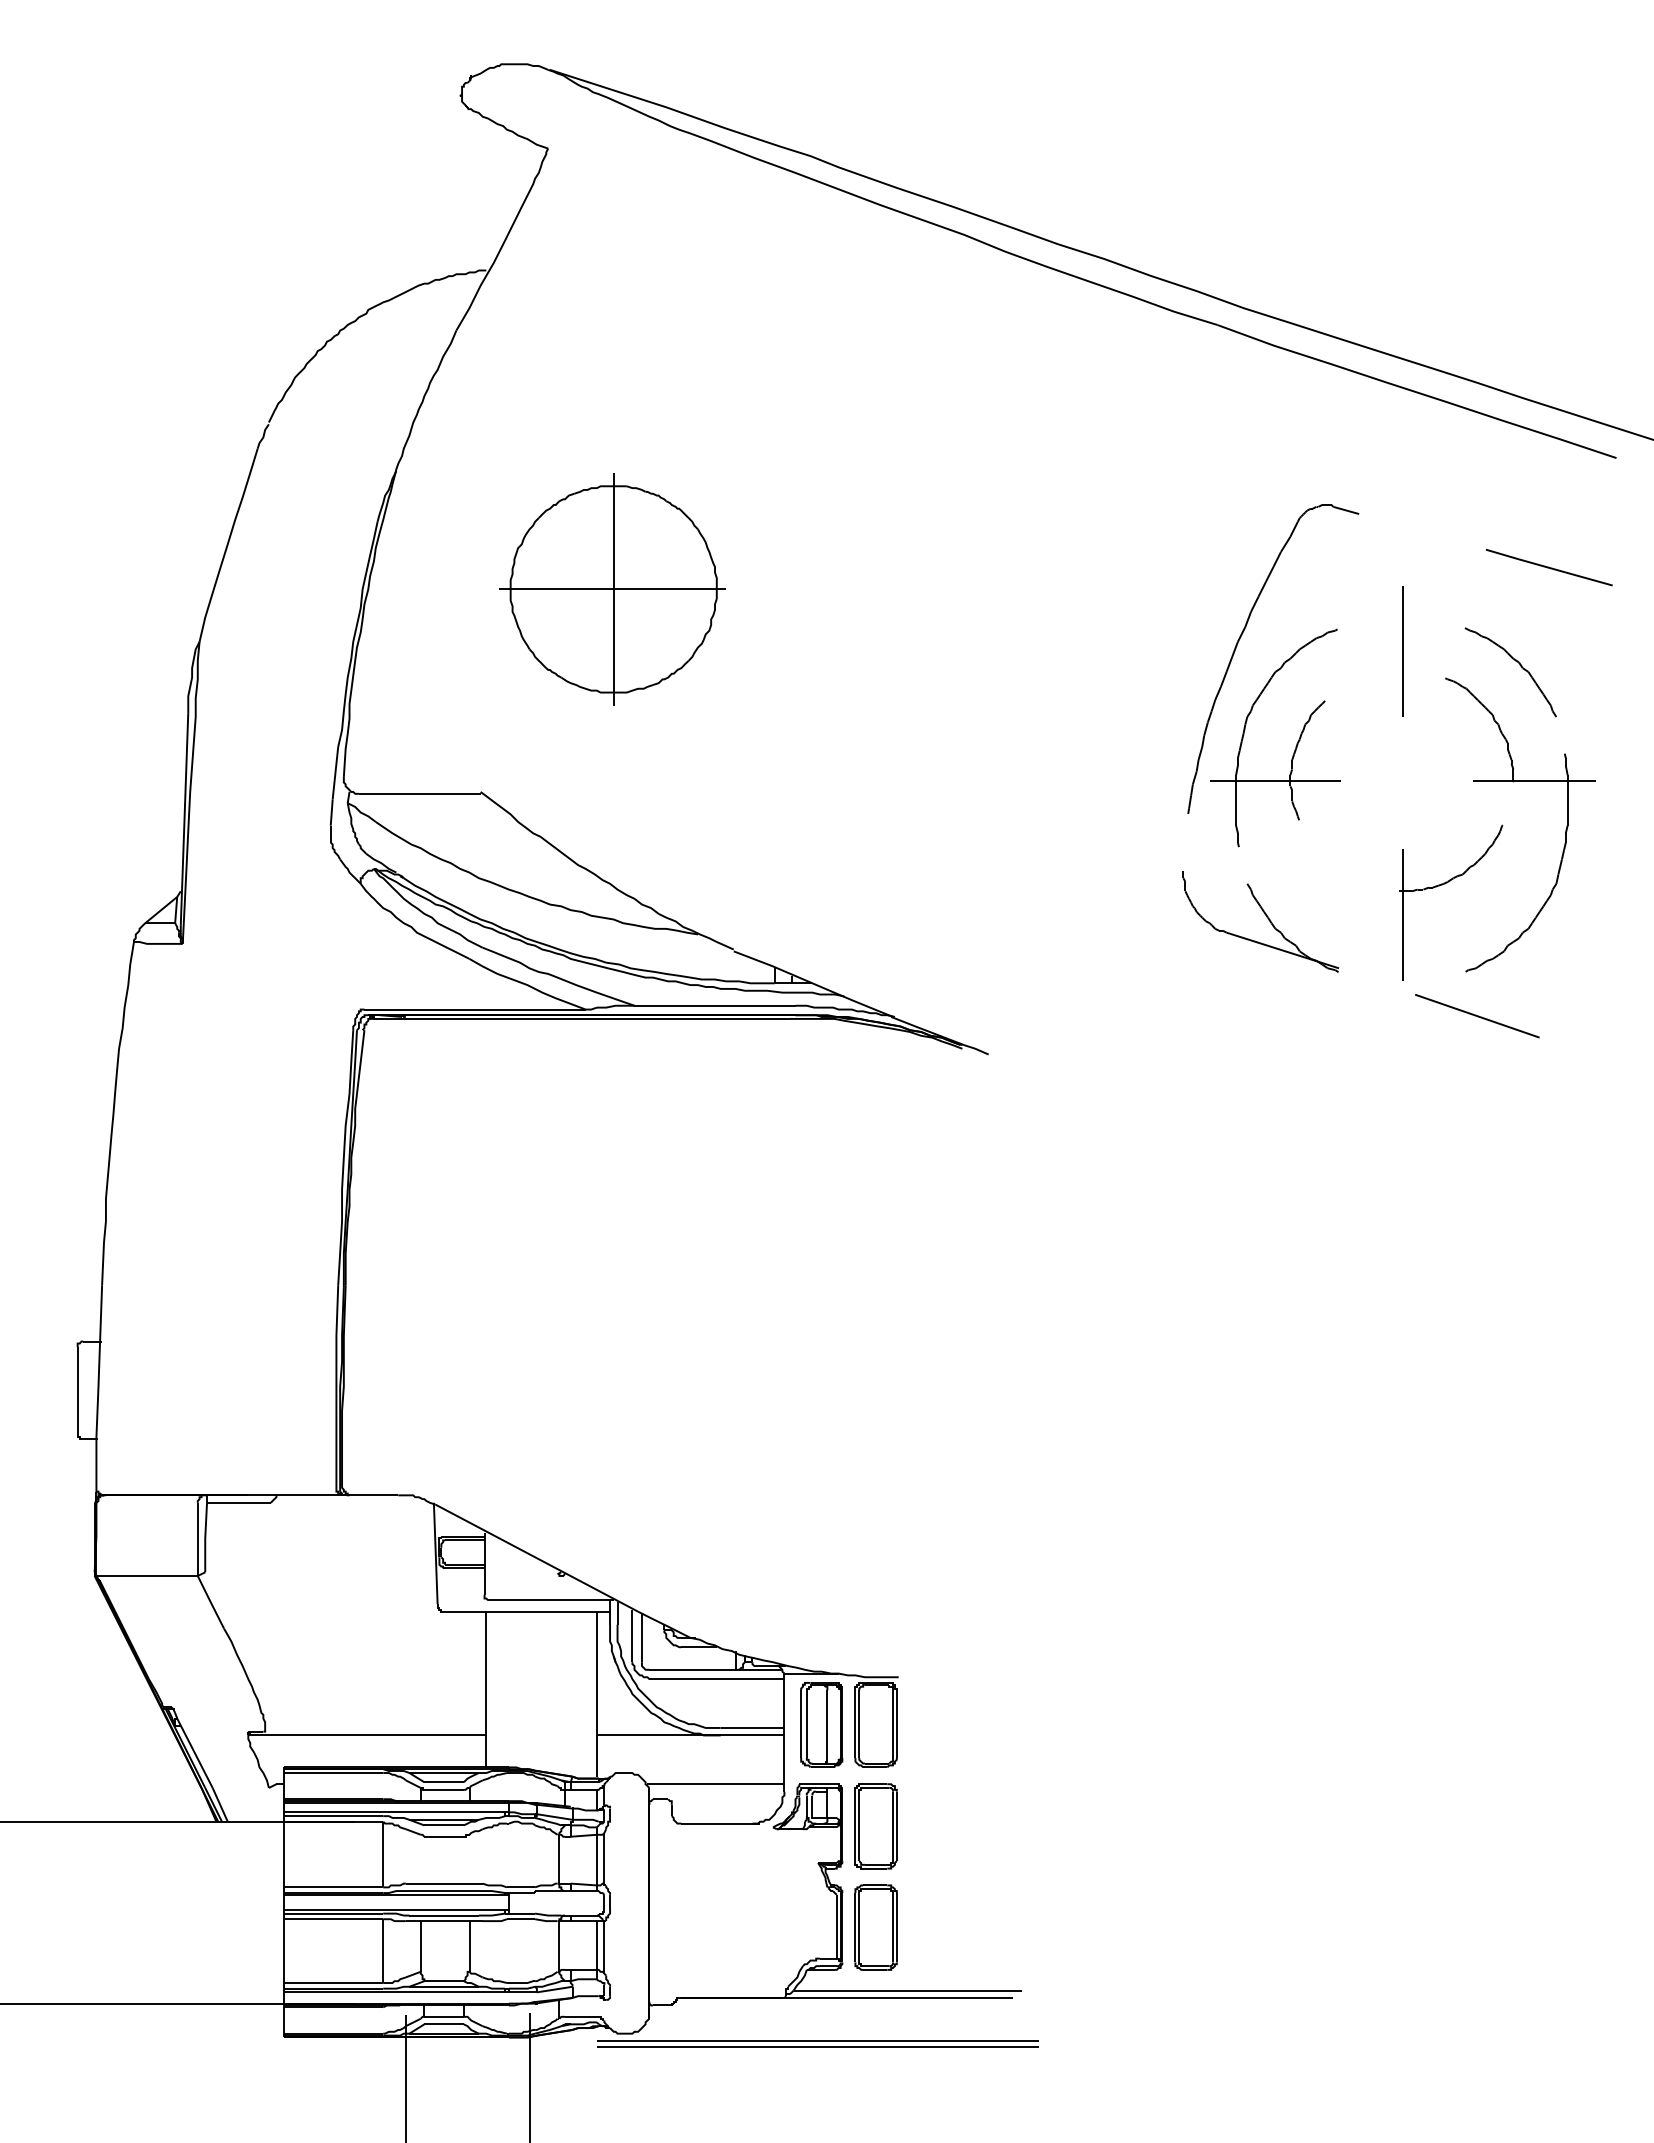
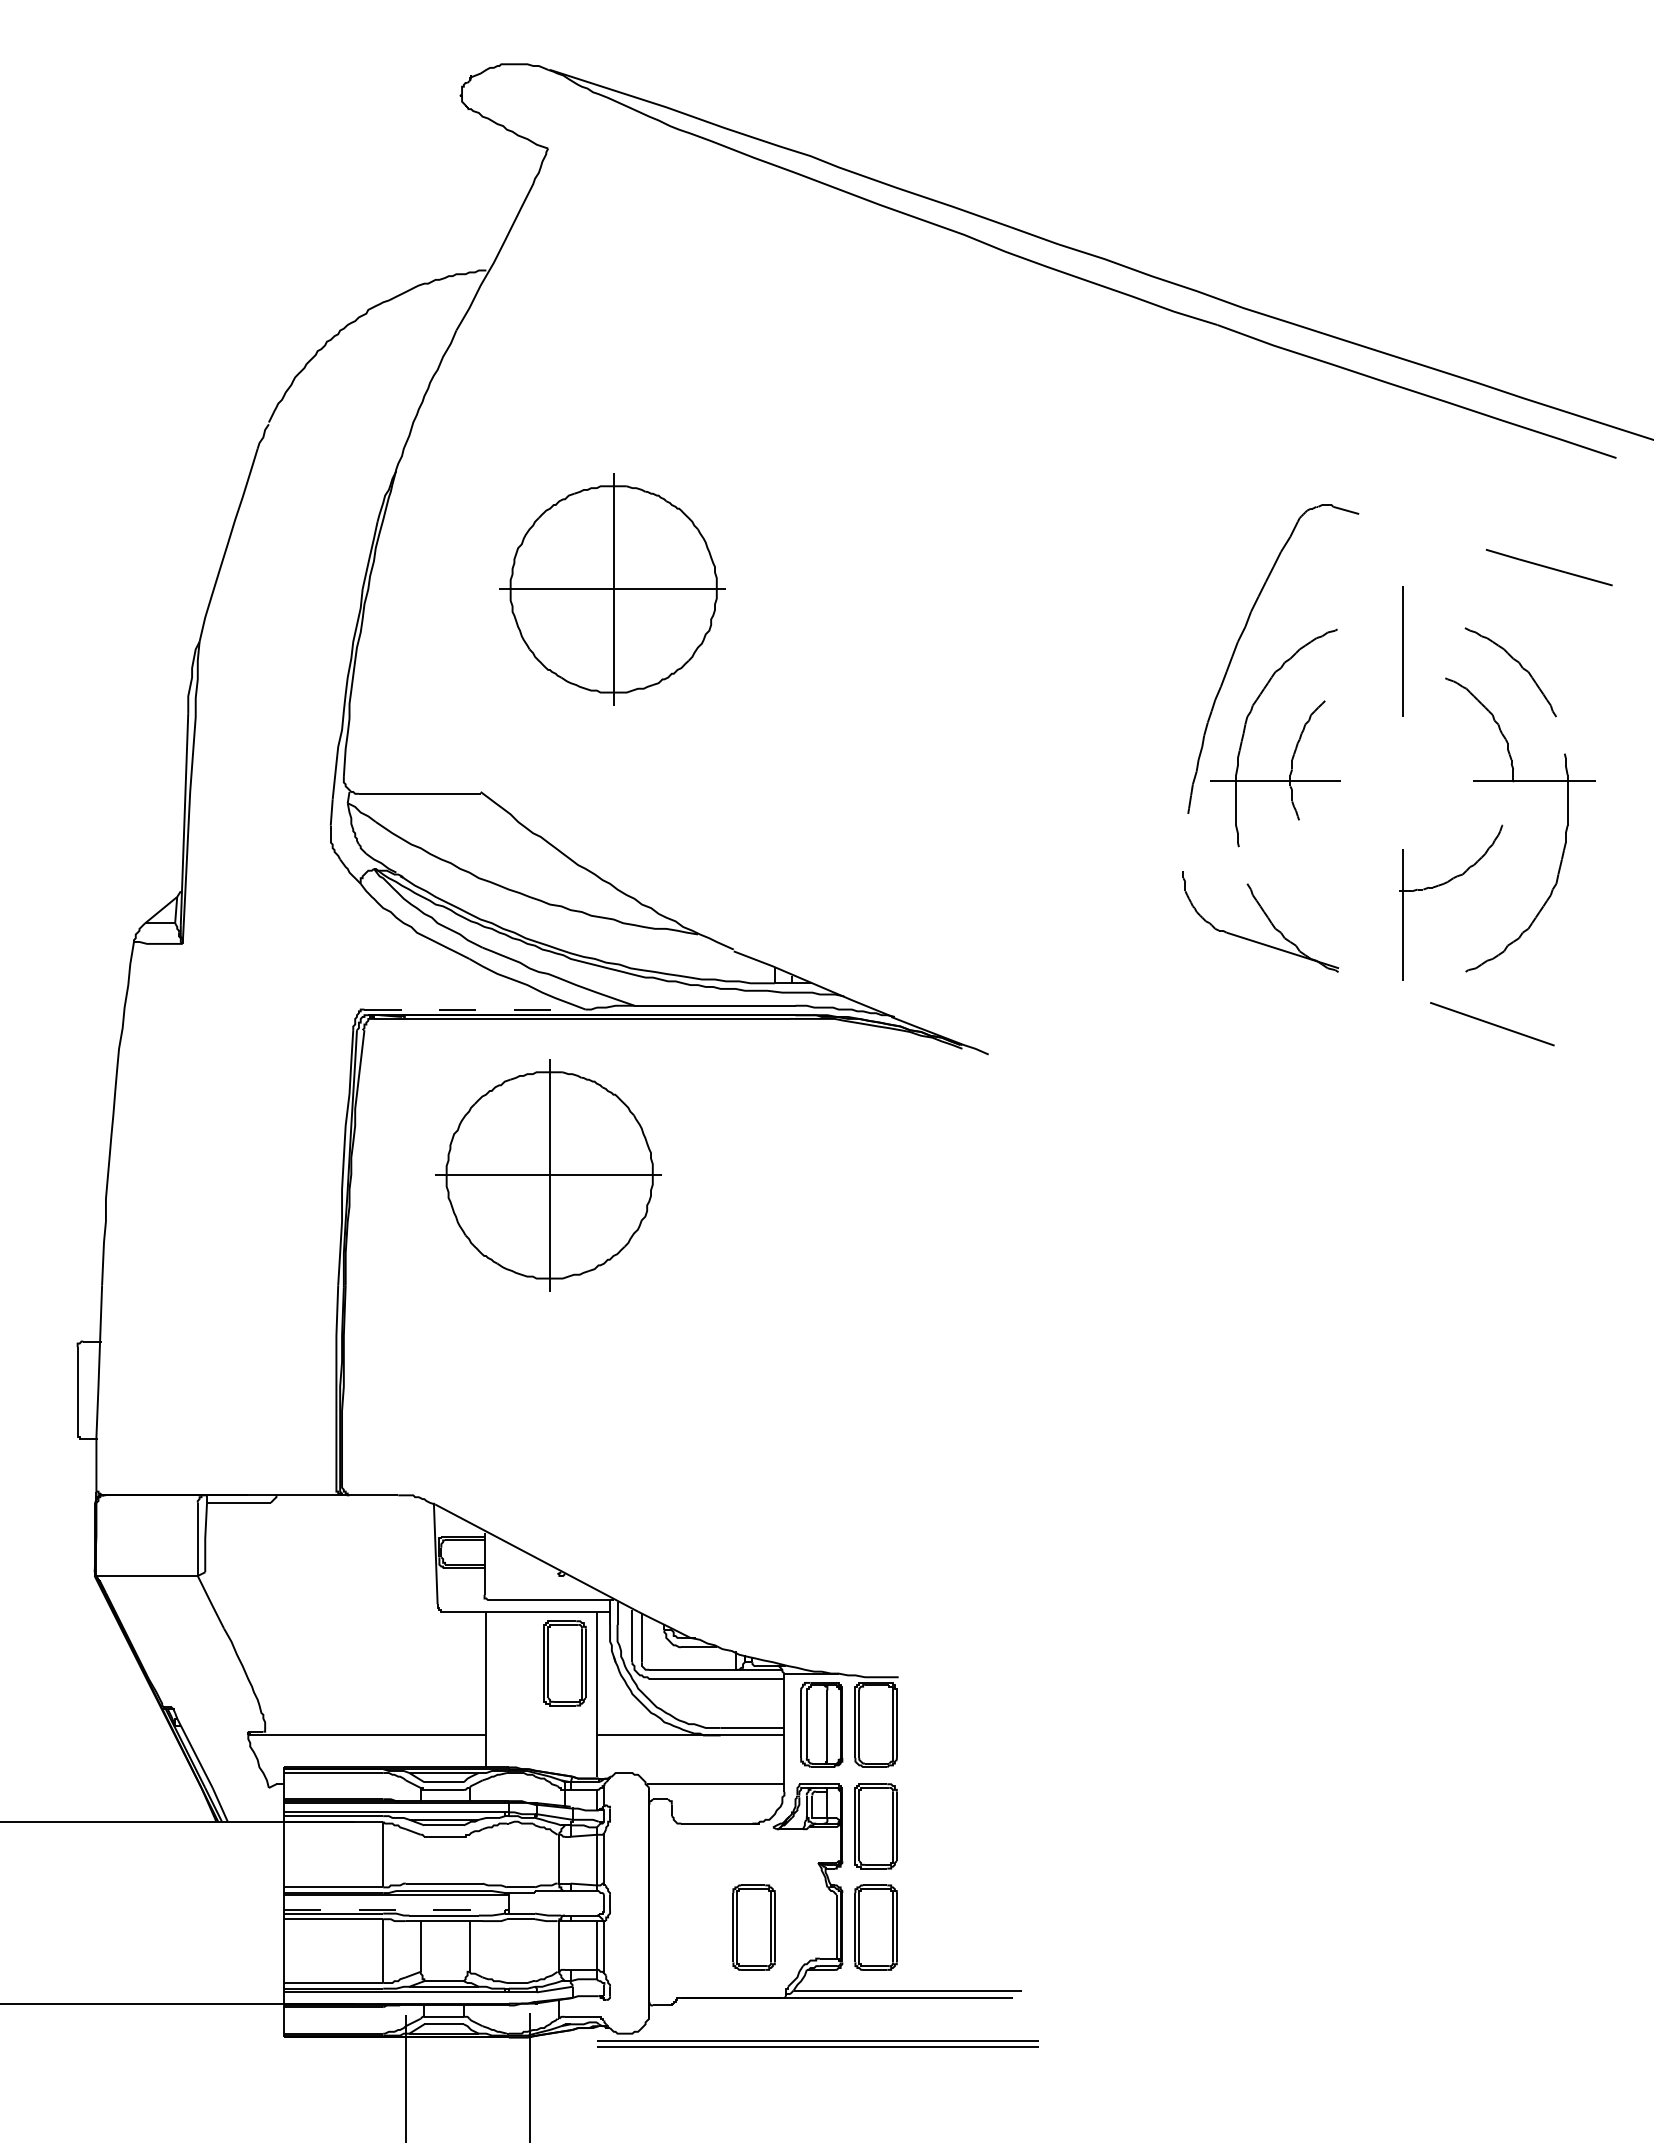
line: solid -> dashed (475, 1009)
line position: (1477, 1016) -> (1492, 1024) (1492, 1024)
part: none -> present (548, 1175)
part: none -> present (564, 1663)
line: solid -> dashed (394, 1909)
part: none -> present (753, 1927)
